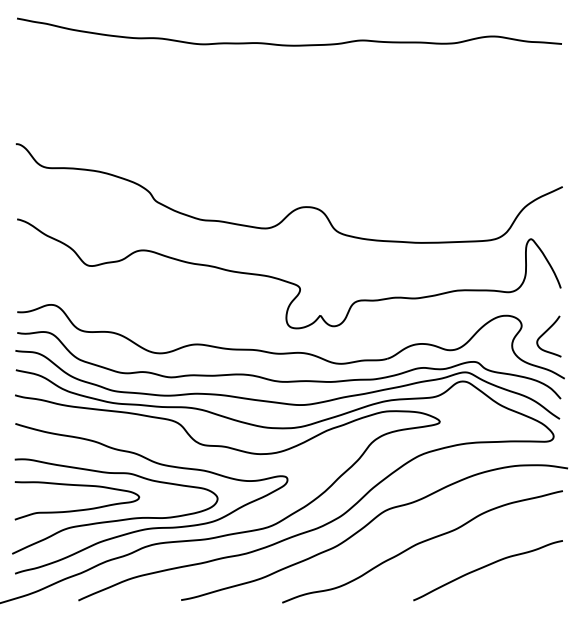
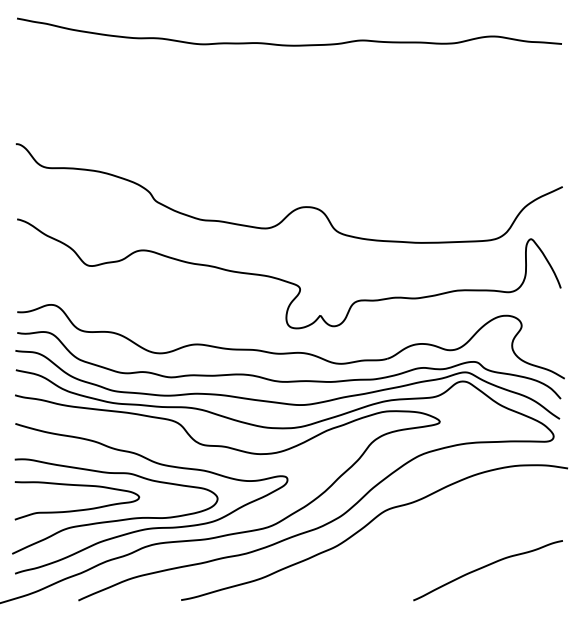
curve: present -> none (545, 333)
curve: present -> none (421, 543)
